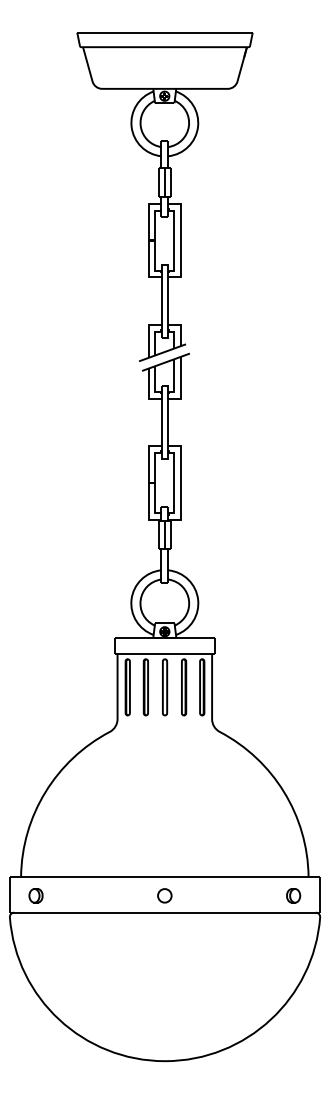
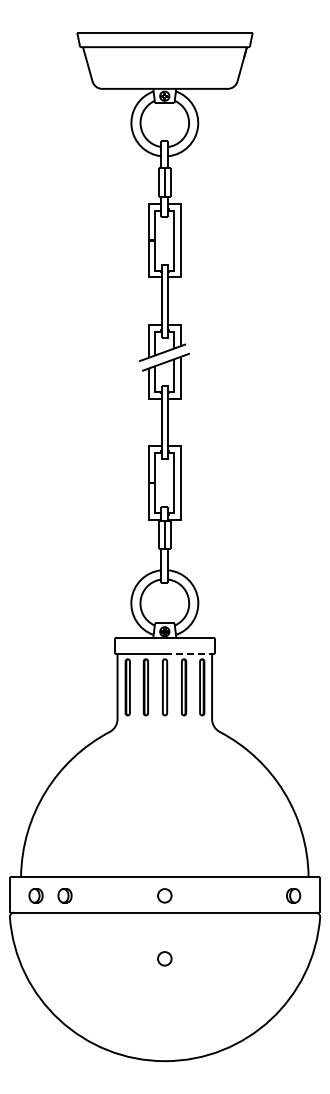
line: solid -> dashed (190, 653)
part: none -> present (64, 895)
circle: none -> present (164, 958)
